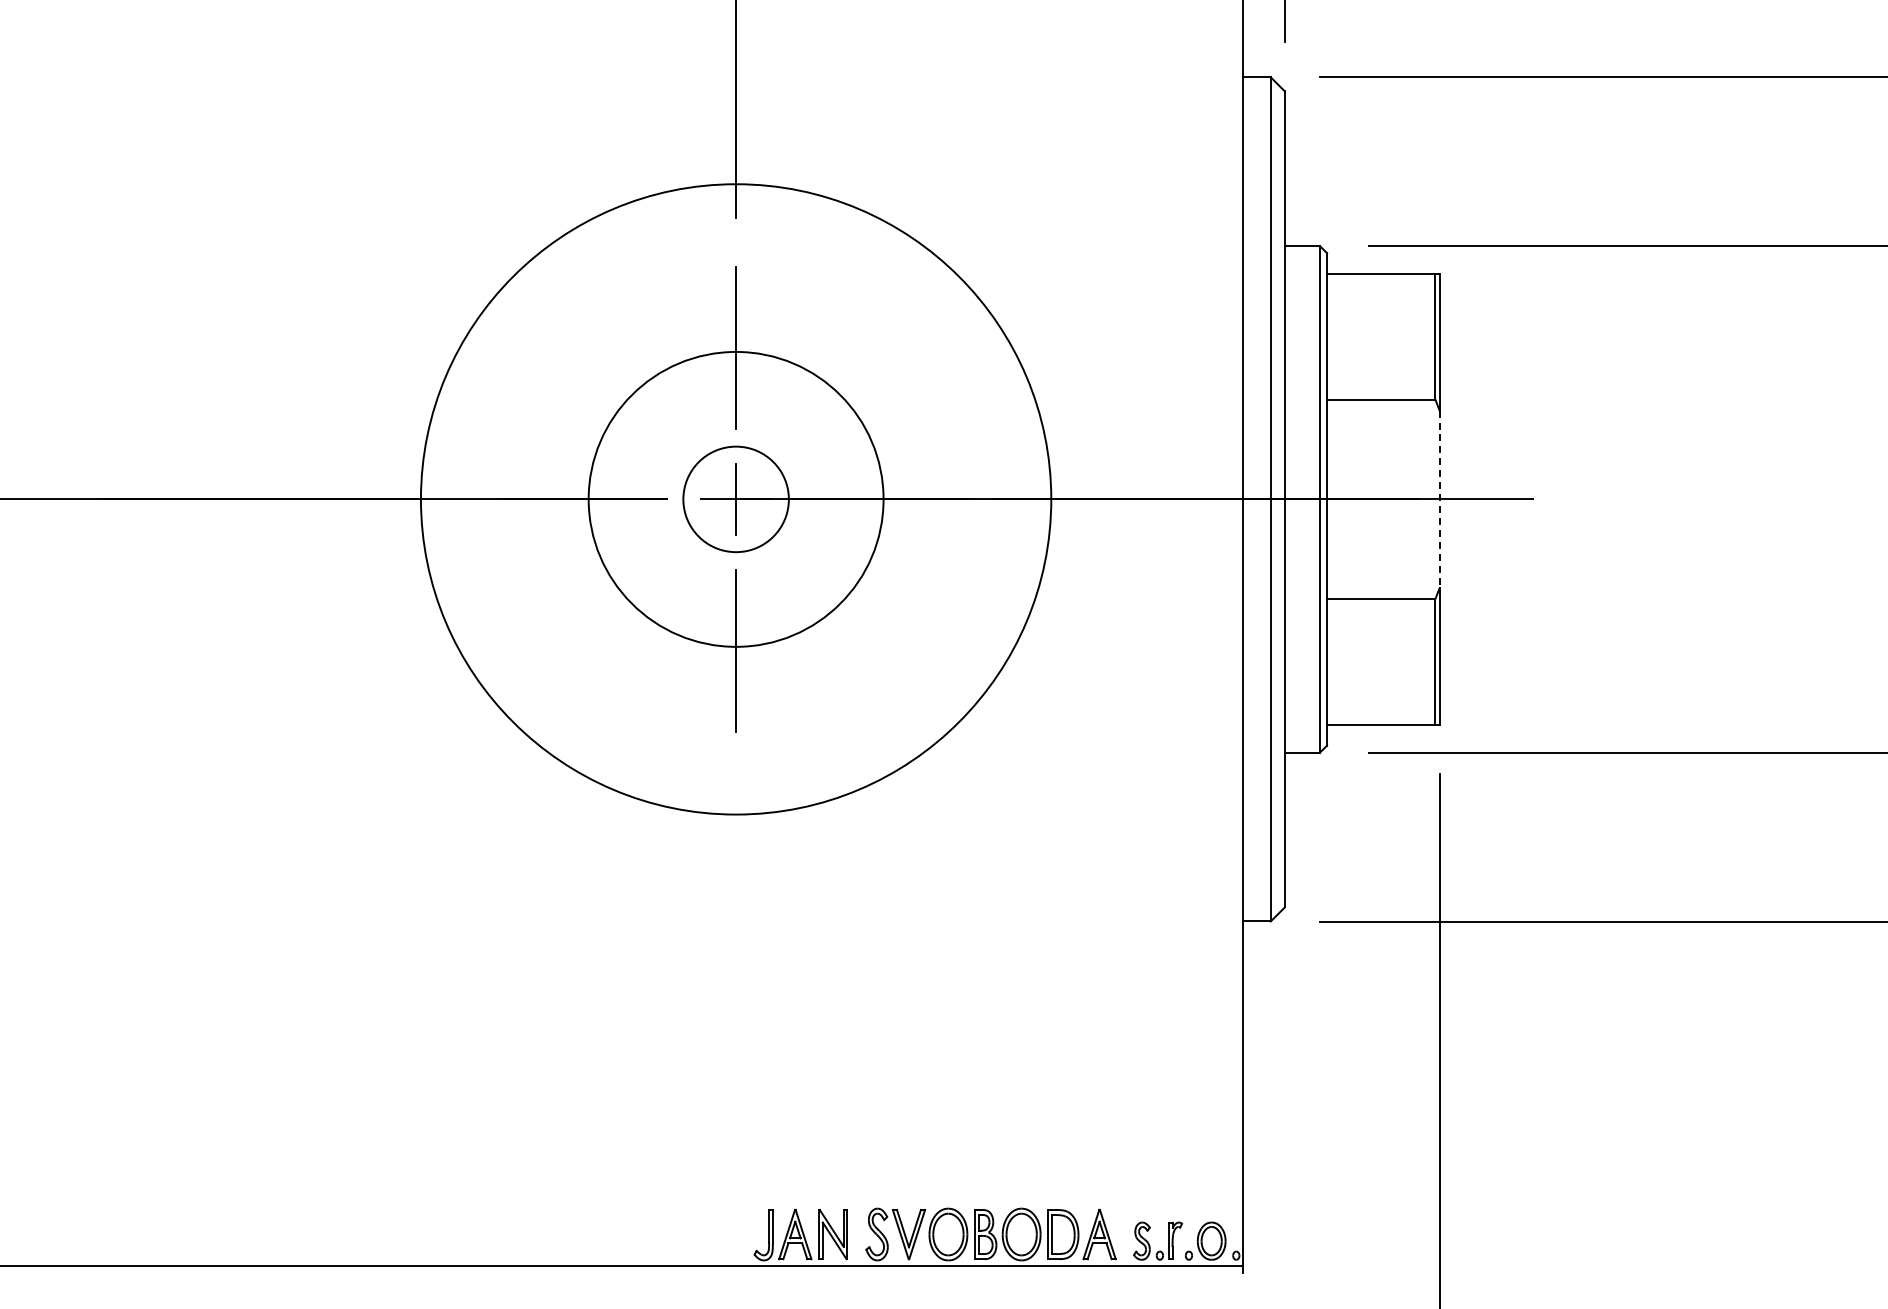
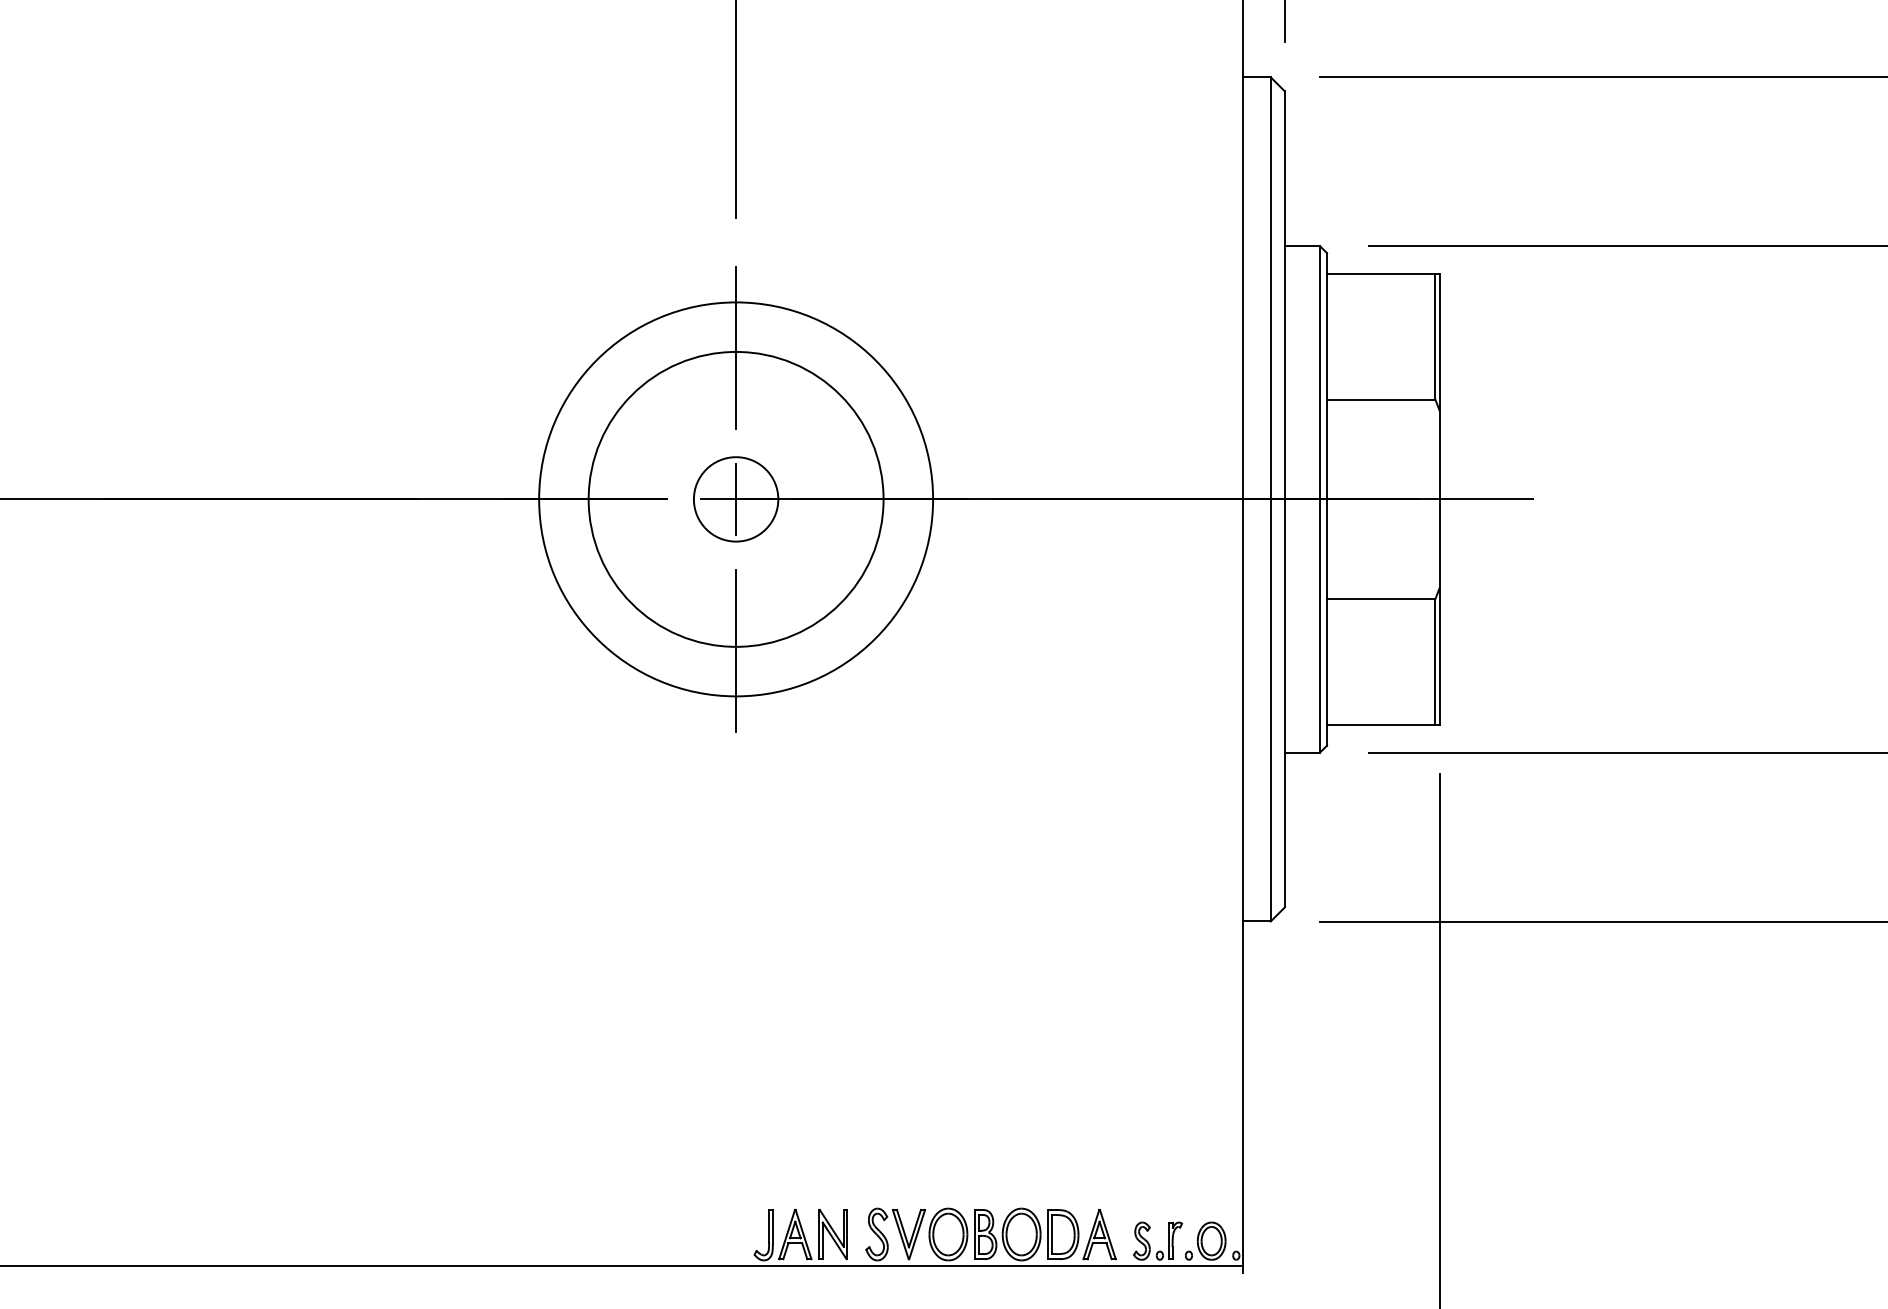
circle diameter: 106 px -> 84 px (735, 499)
circle diameter: 630 px -> 394 px (736, 499)
line: dashed -> solid (1439, 499)
